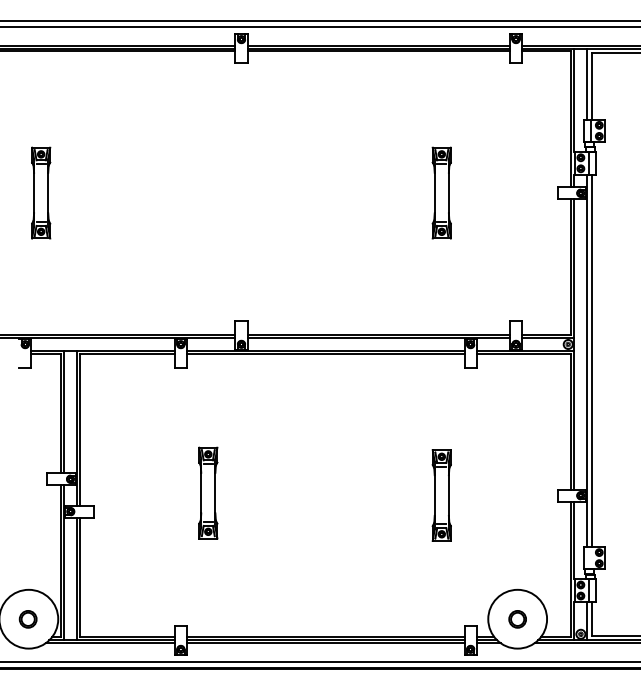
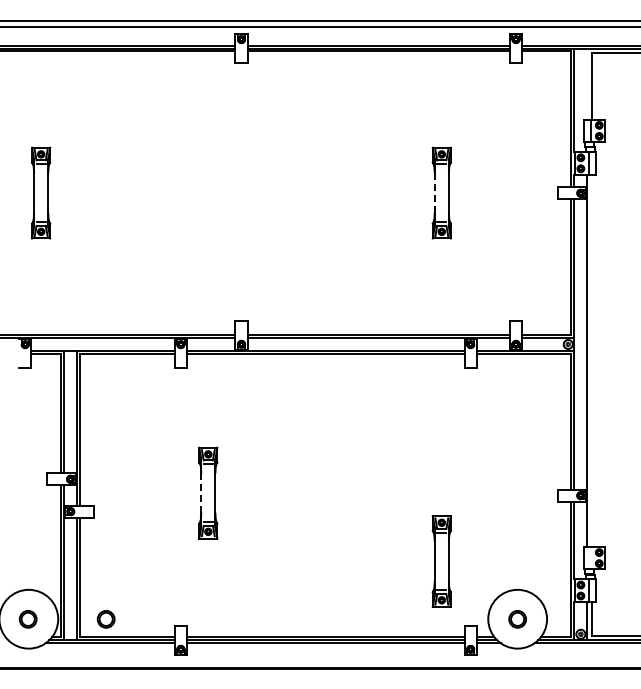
line: present -> none (587, 83)
line: solid -> dashed (434, 193)
line: present -> none (591, 360)
line: solid -> dashed (201, 493)
part position: (441, 495) -> (441, 561) (441, 561)
part: none -> present (105, 619)
line: present -> none (319, 662)
